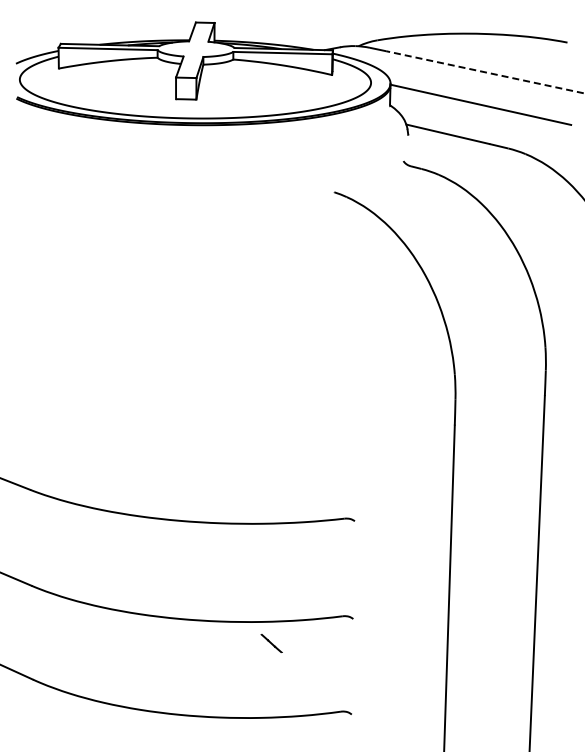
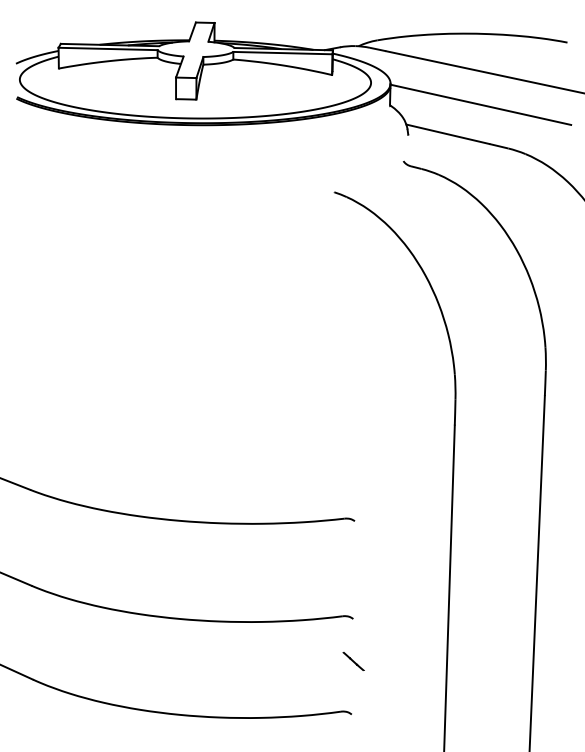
line: dashed -> solid (485, 72)
line position: (271, 643) -> (353, 661) (353, 661)
